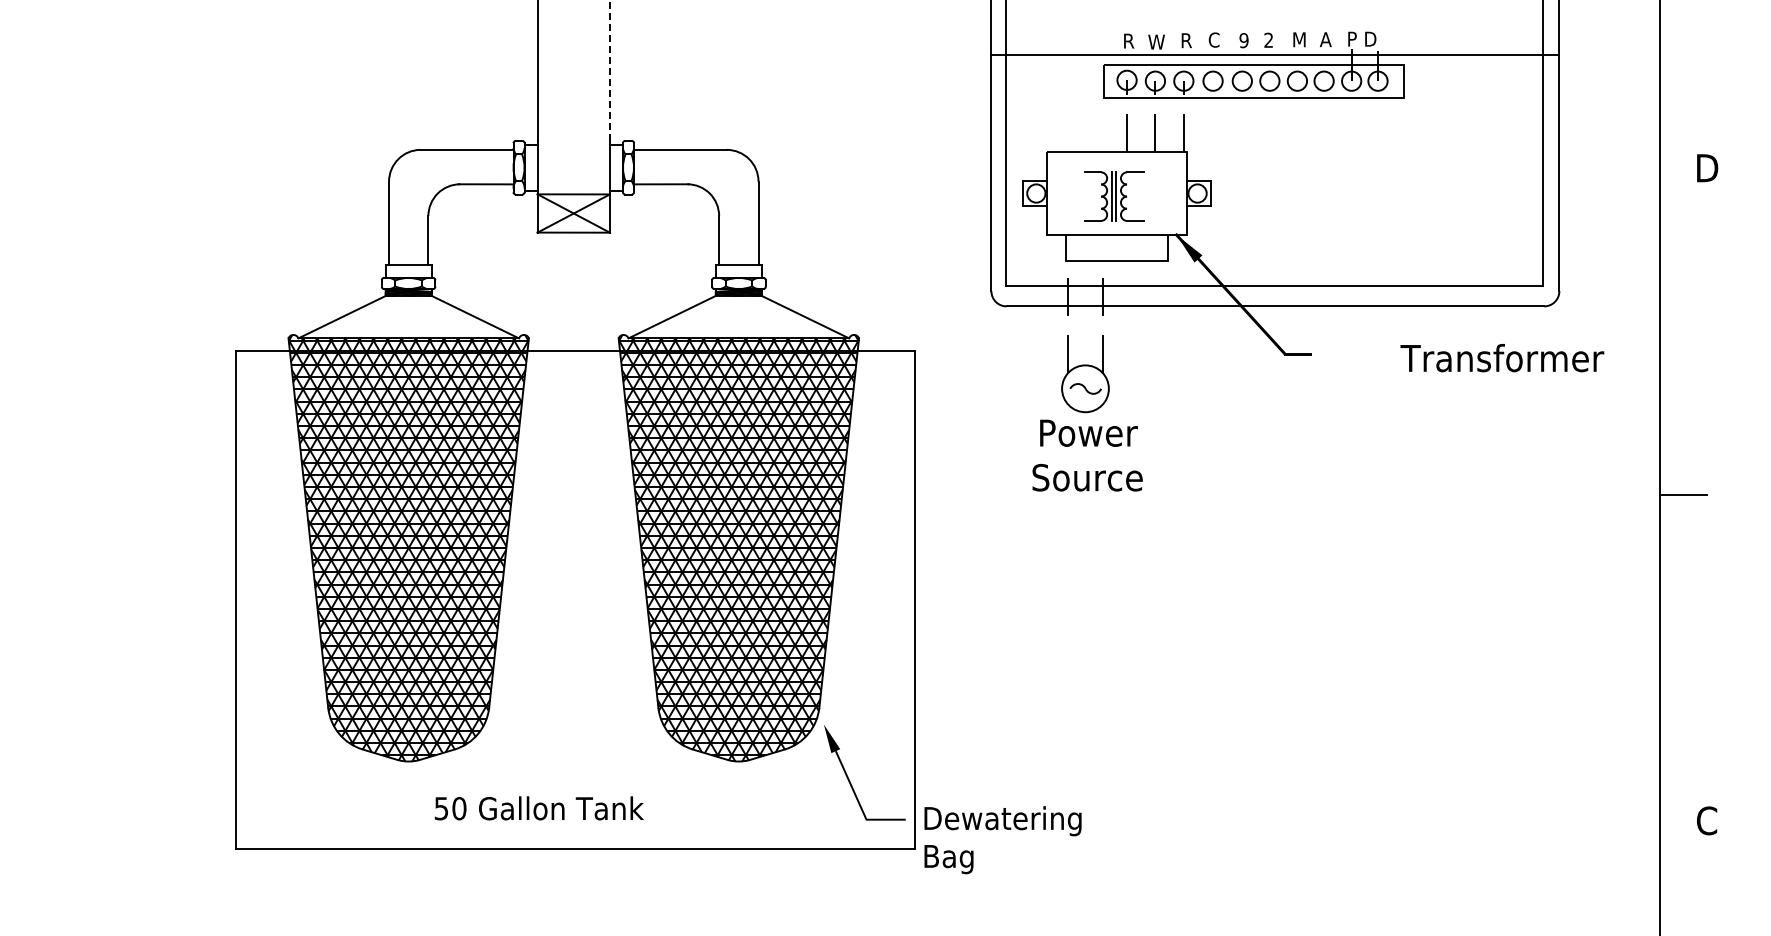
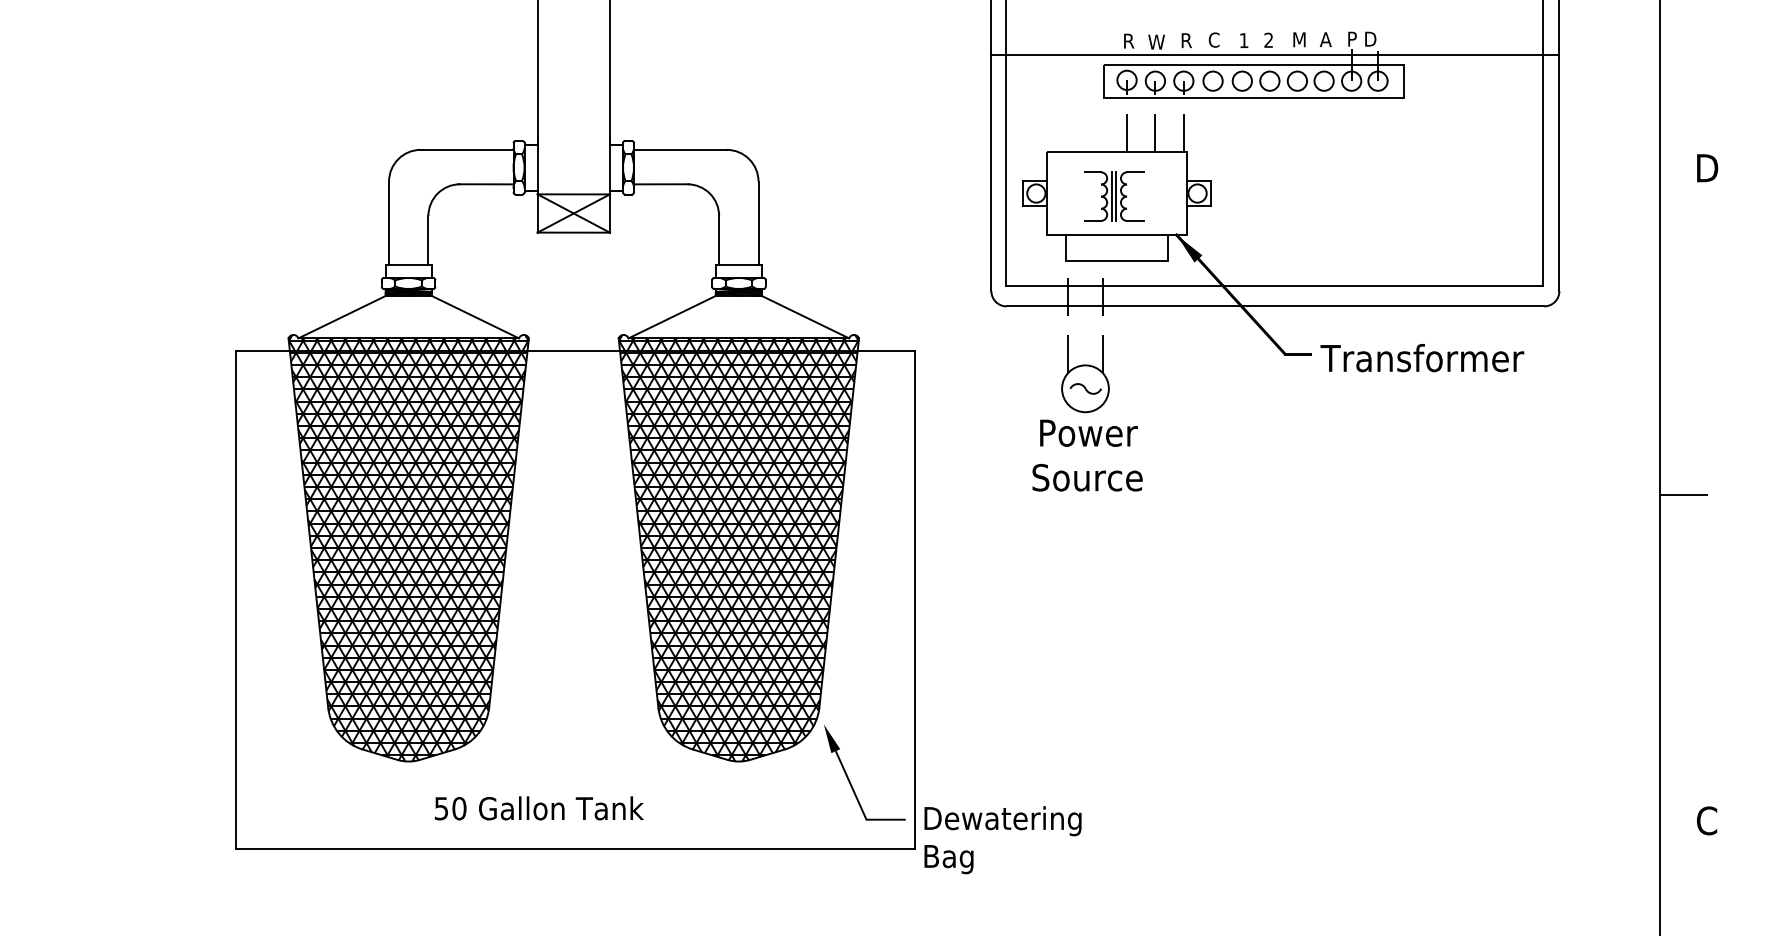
text: 9 -> 1 (1243, 40)
line: dashed -> solid (609, 71)
text position: (1502, 358) -> (1422, 358) (1422, 358)
